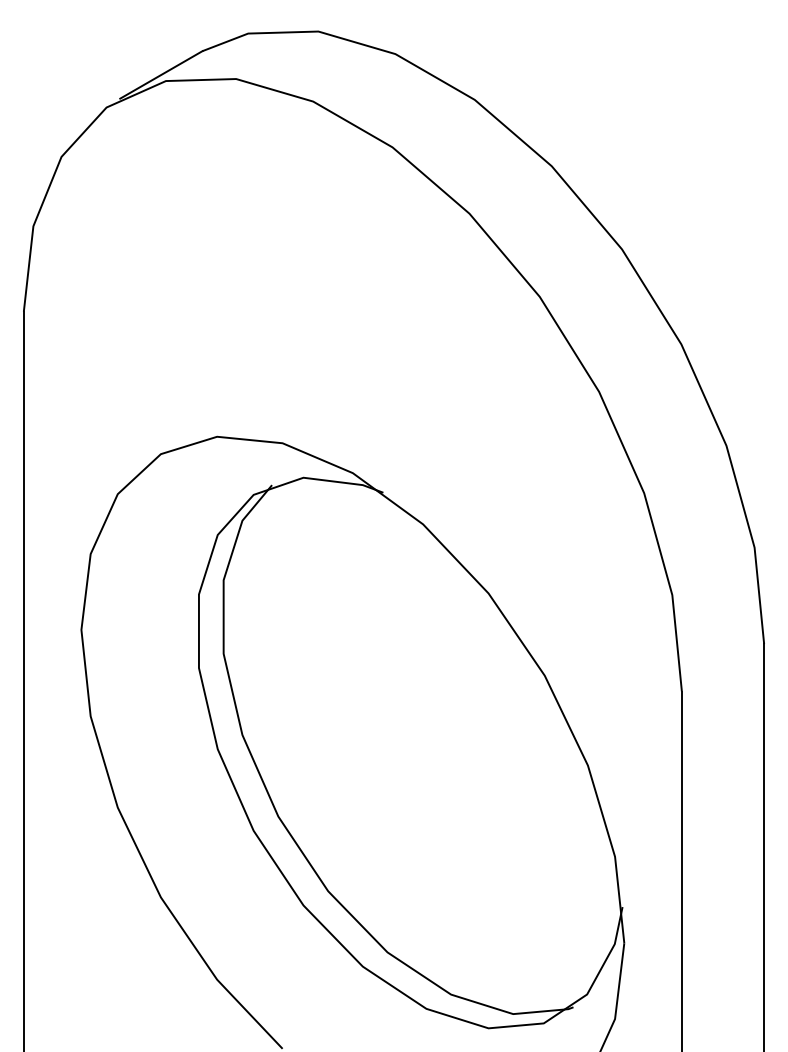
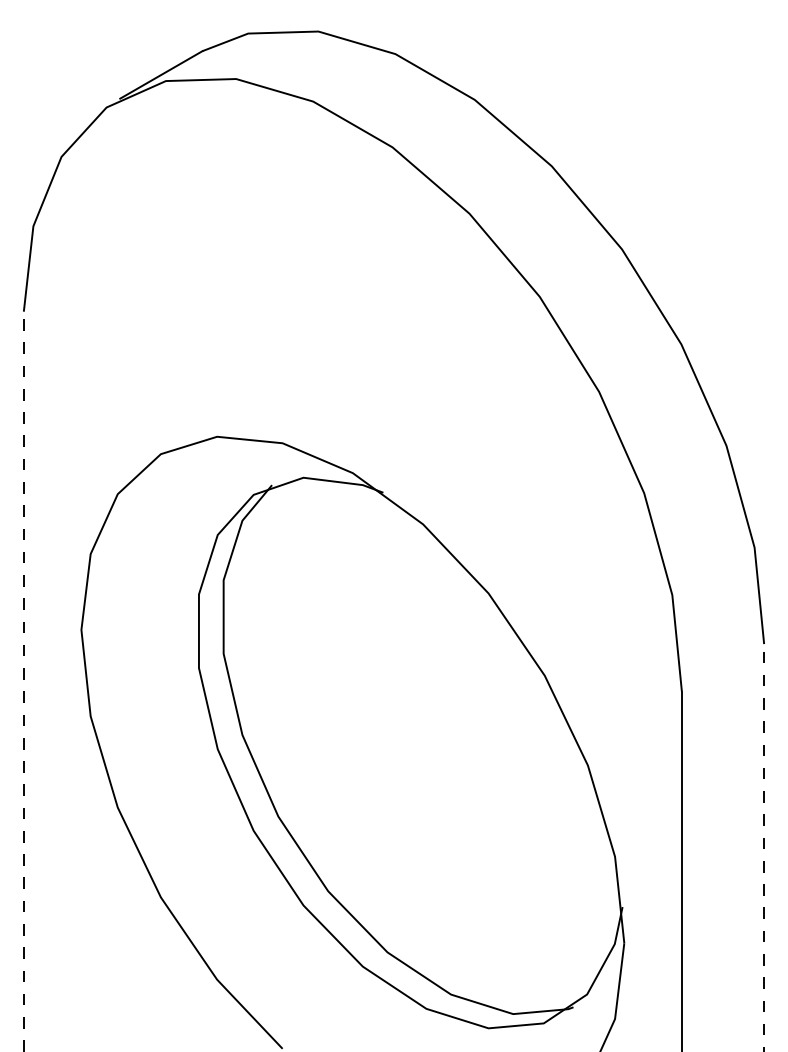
line: solid -> dashed (23, 681)
line: solid -> dashed (764, 847)
